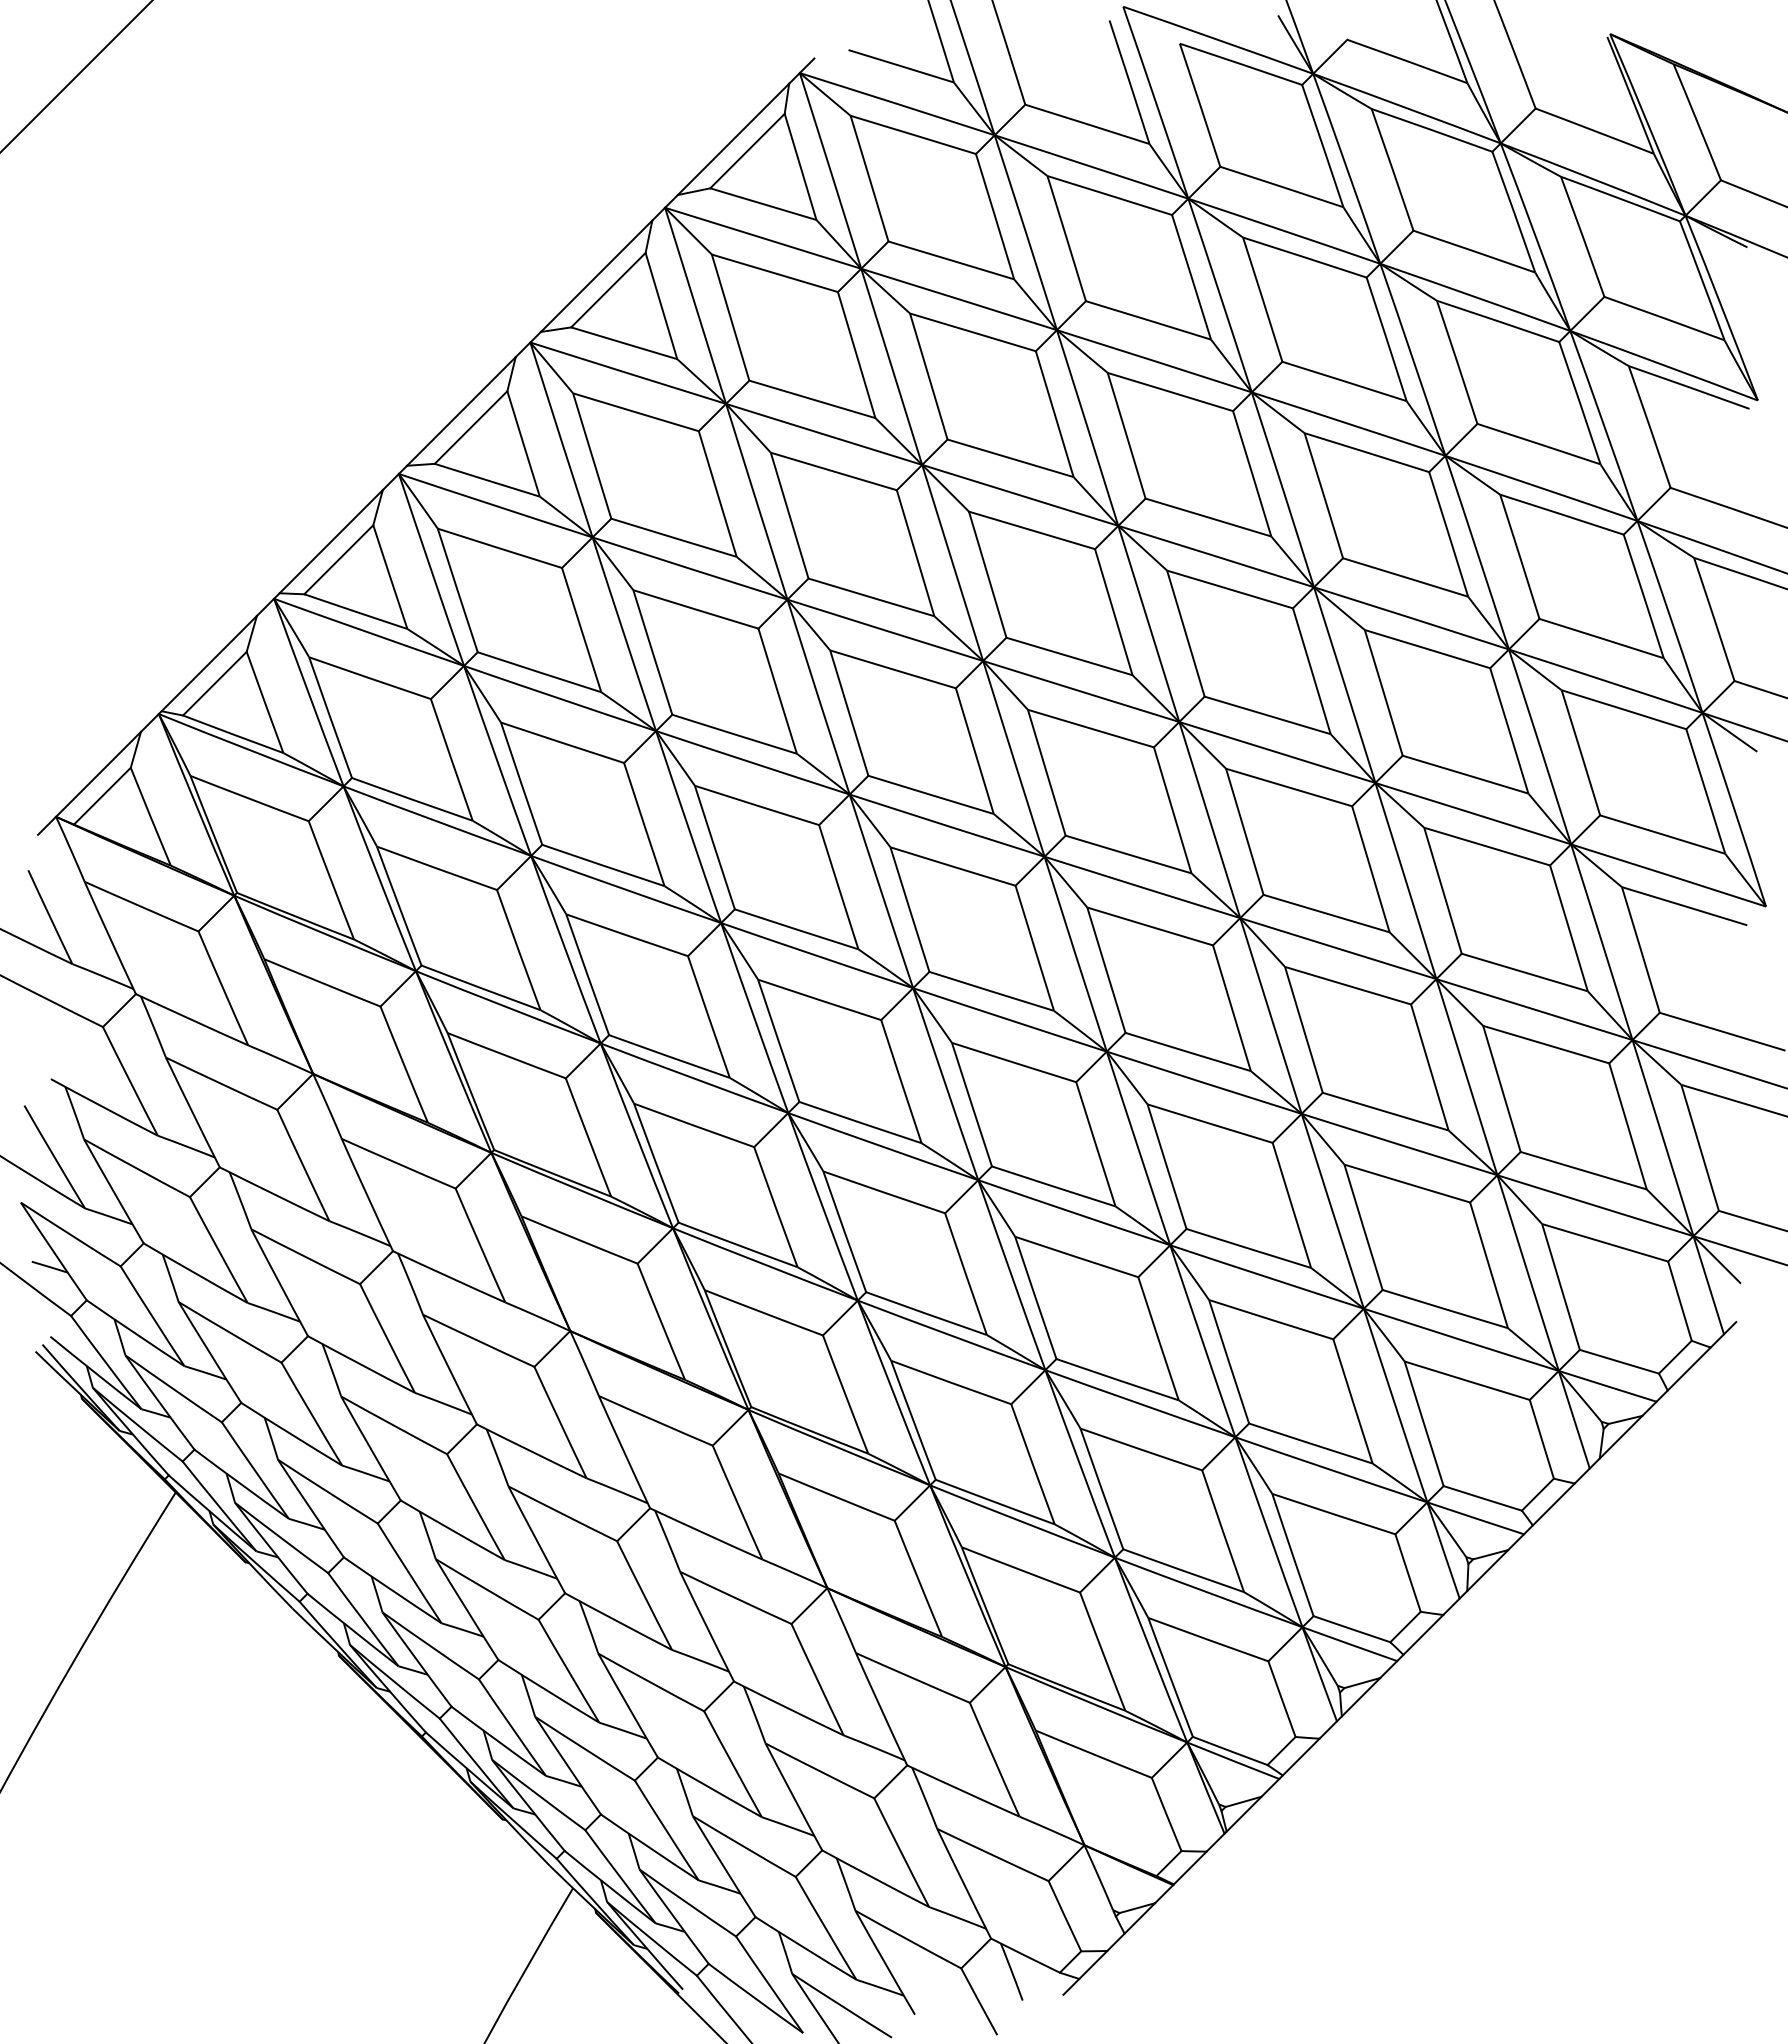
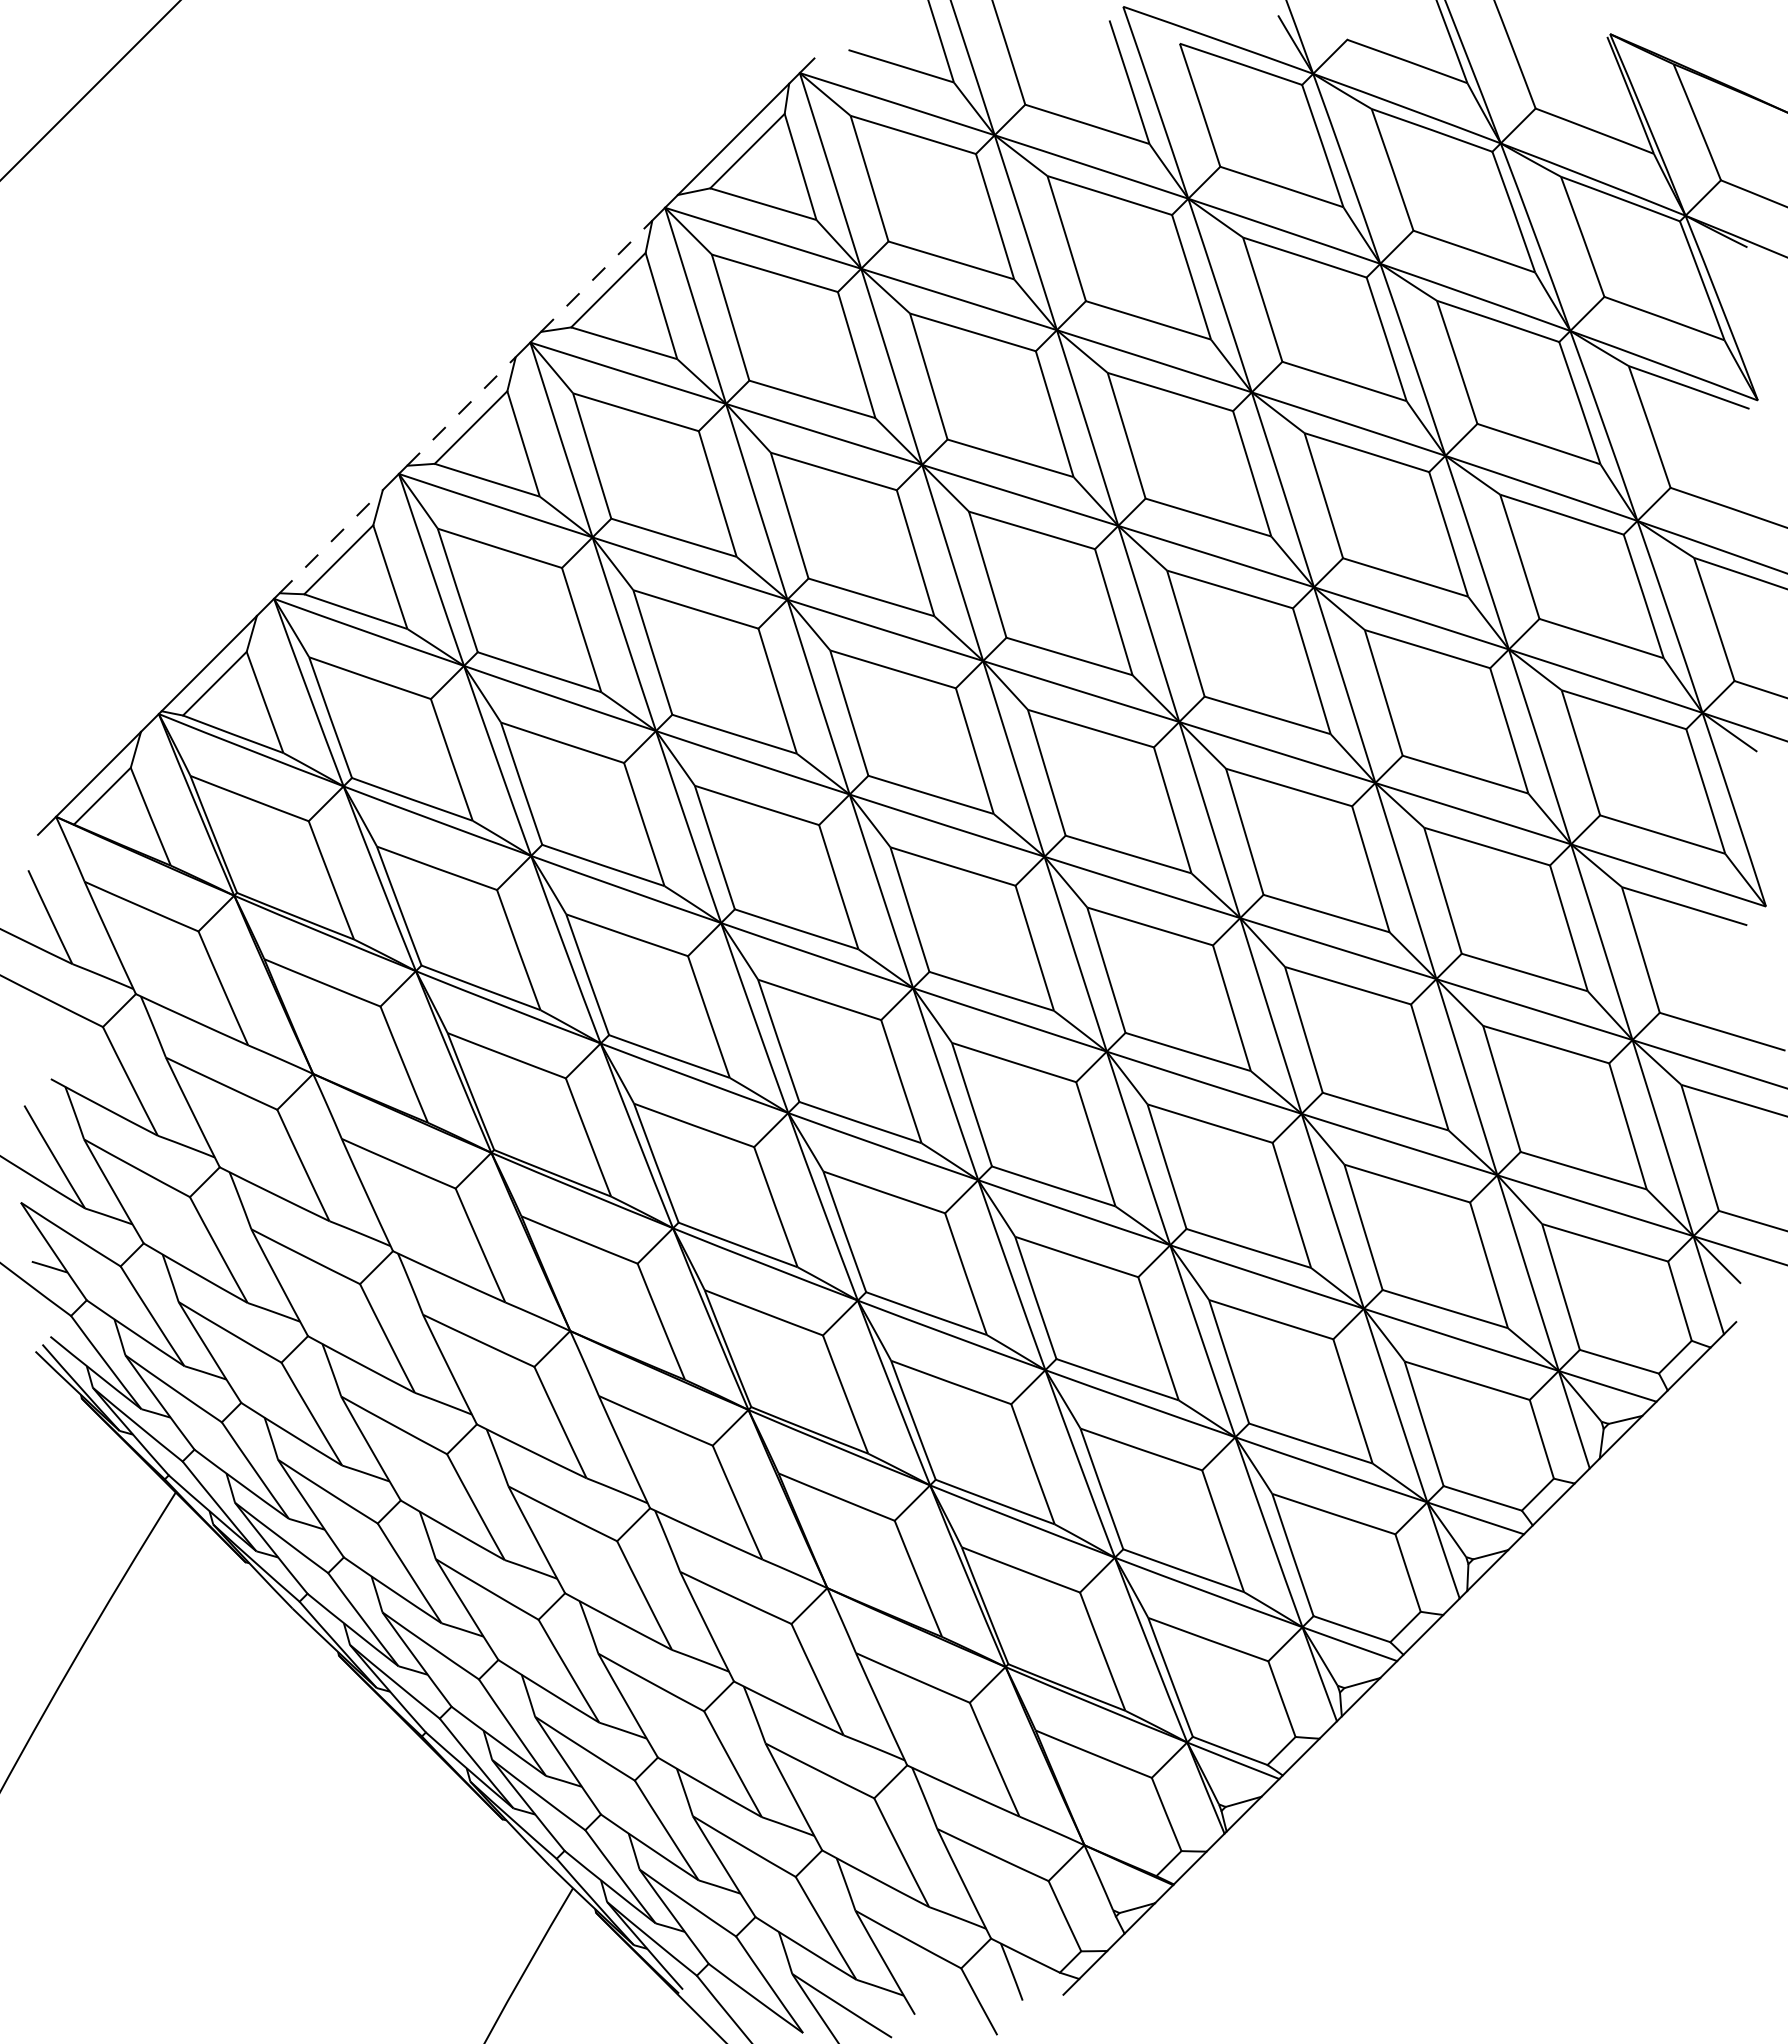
line position: (76, 76) -> (90, 90) (90, 90)
line: solid -> dashed (596, 276)
line: solid -> dashed (461, 411)
line: solid -> dashed (331, 541)
